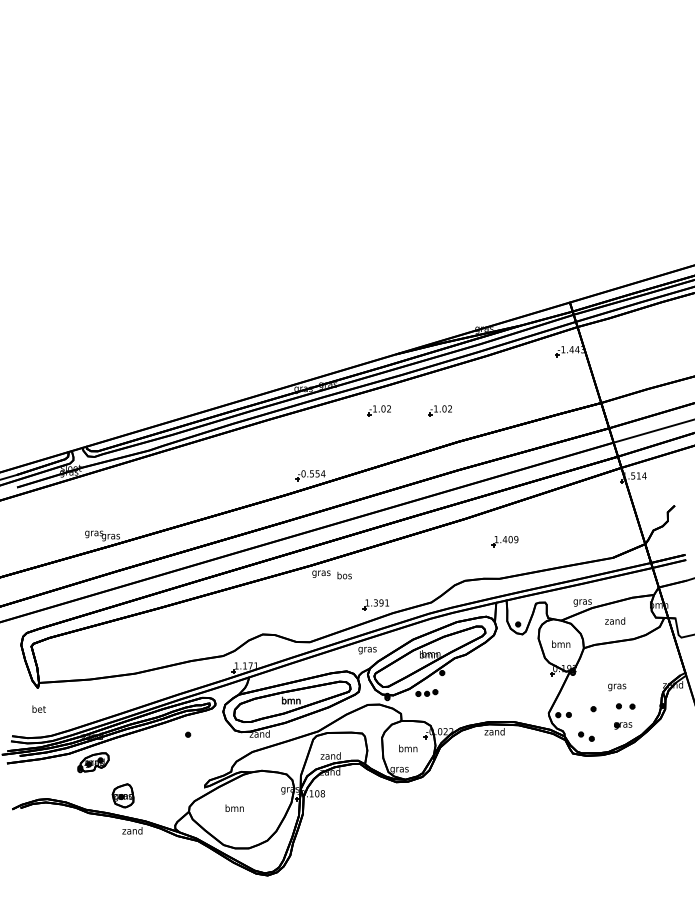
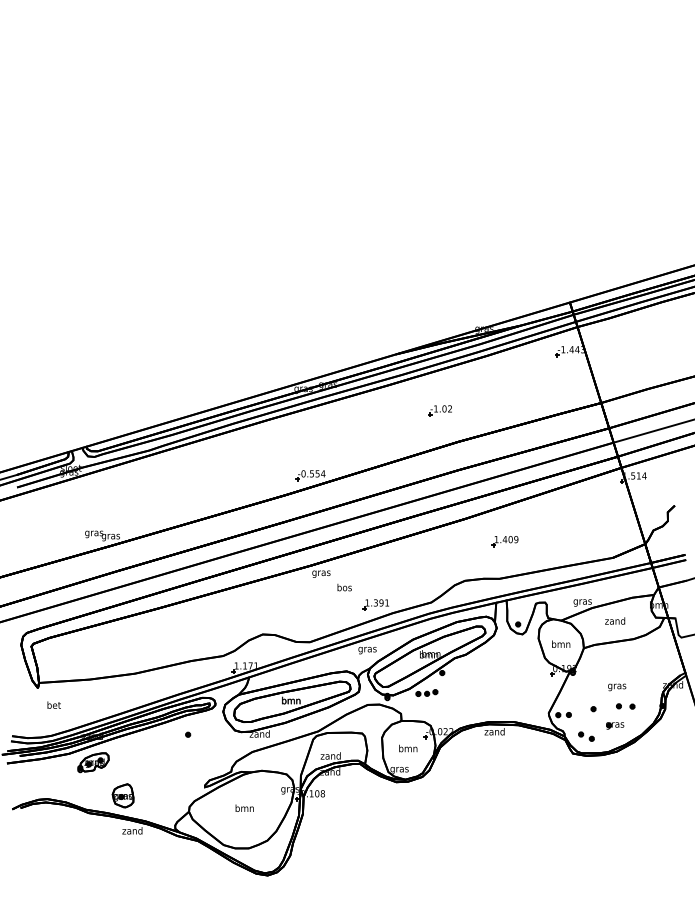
part: present -> none (378, 410)
text position: (344, 575) -> (344, 587) (344, 587)
text position: (38, 708) -> (53, 704) (53, 704)
part position: (623, 725) -> (615, 725) (615, 725)
text position: (234, 807) -> (244, 807) (244, 807)
